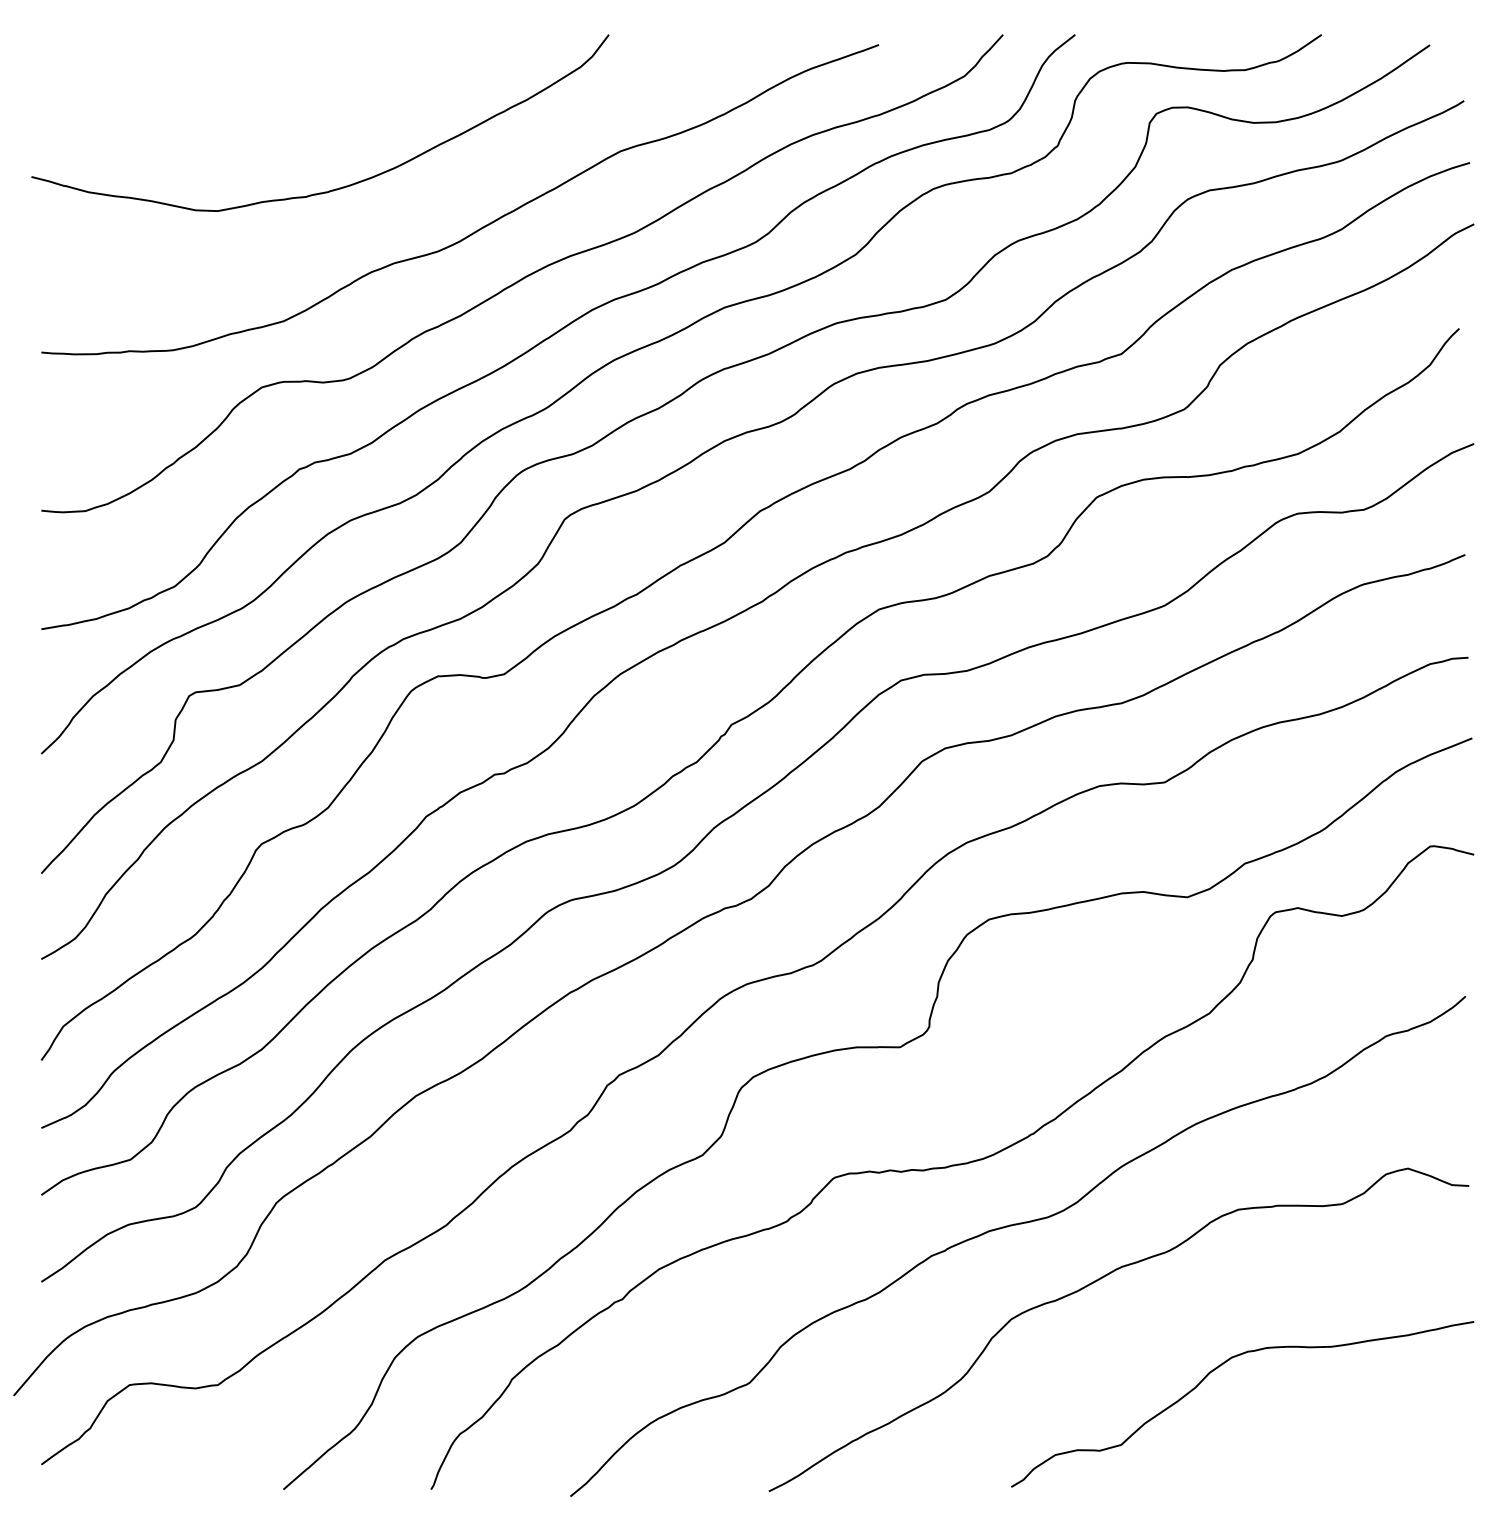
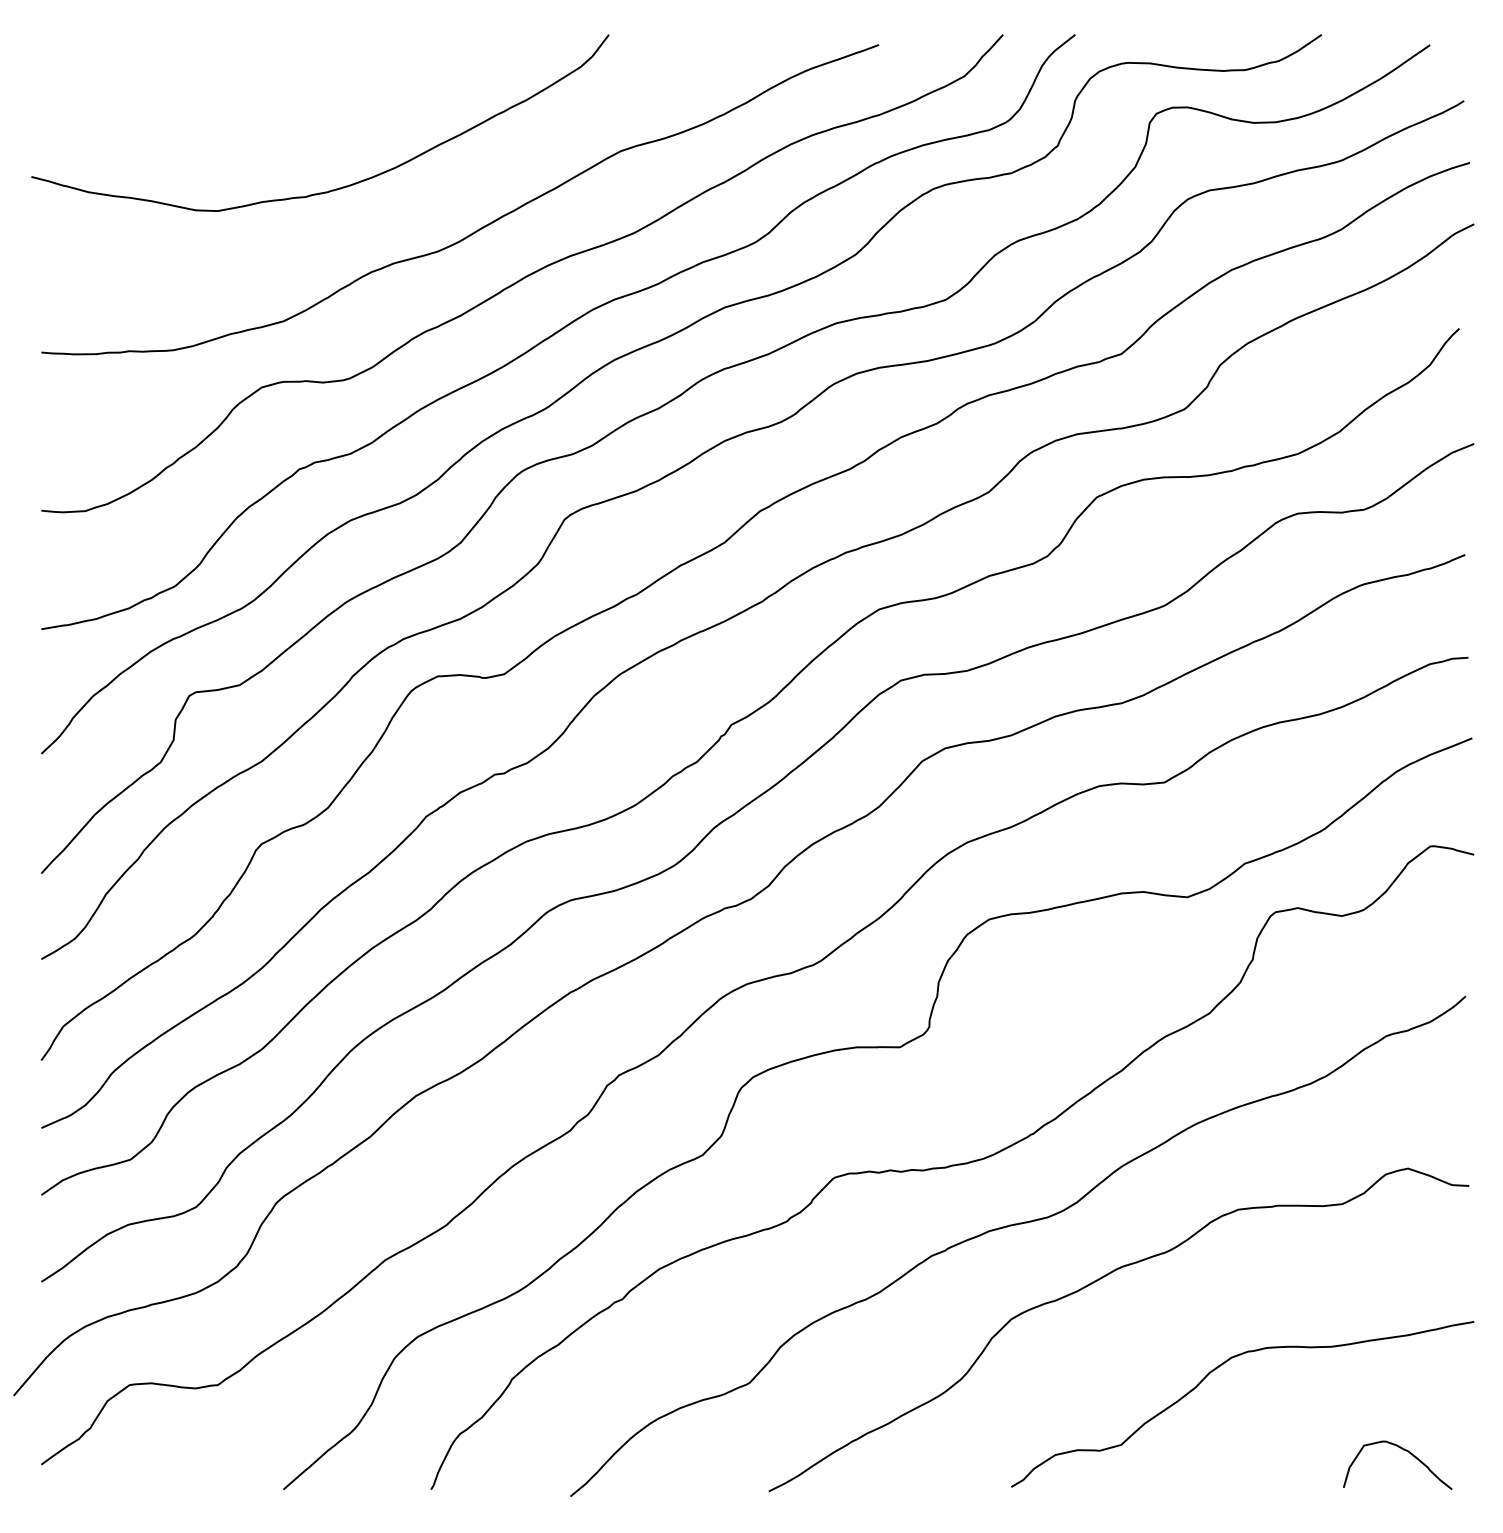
curve: none -> present (1403, 1450)
